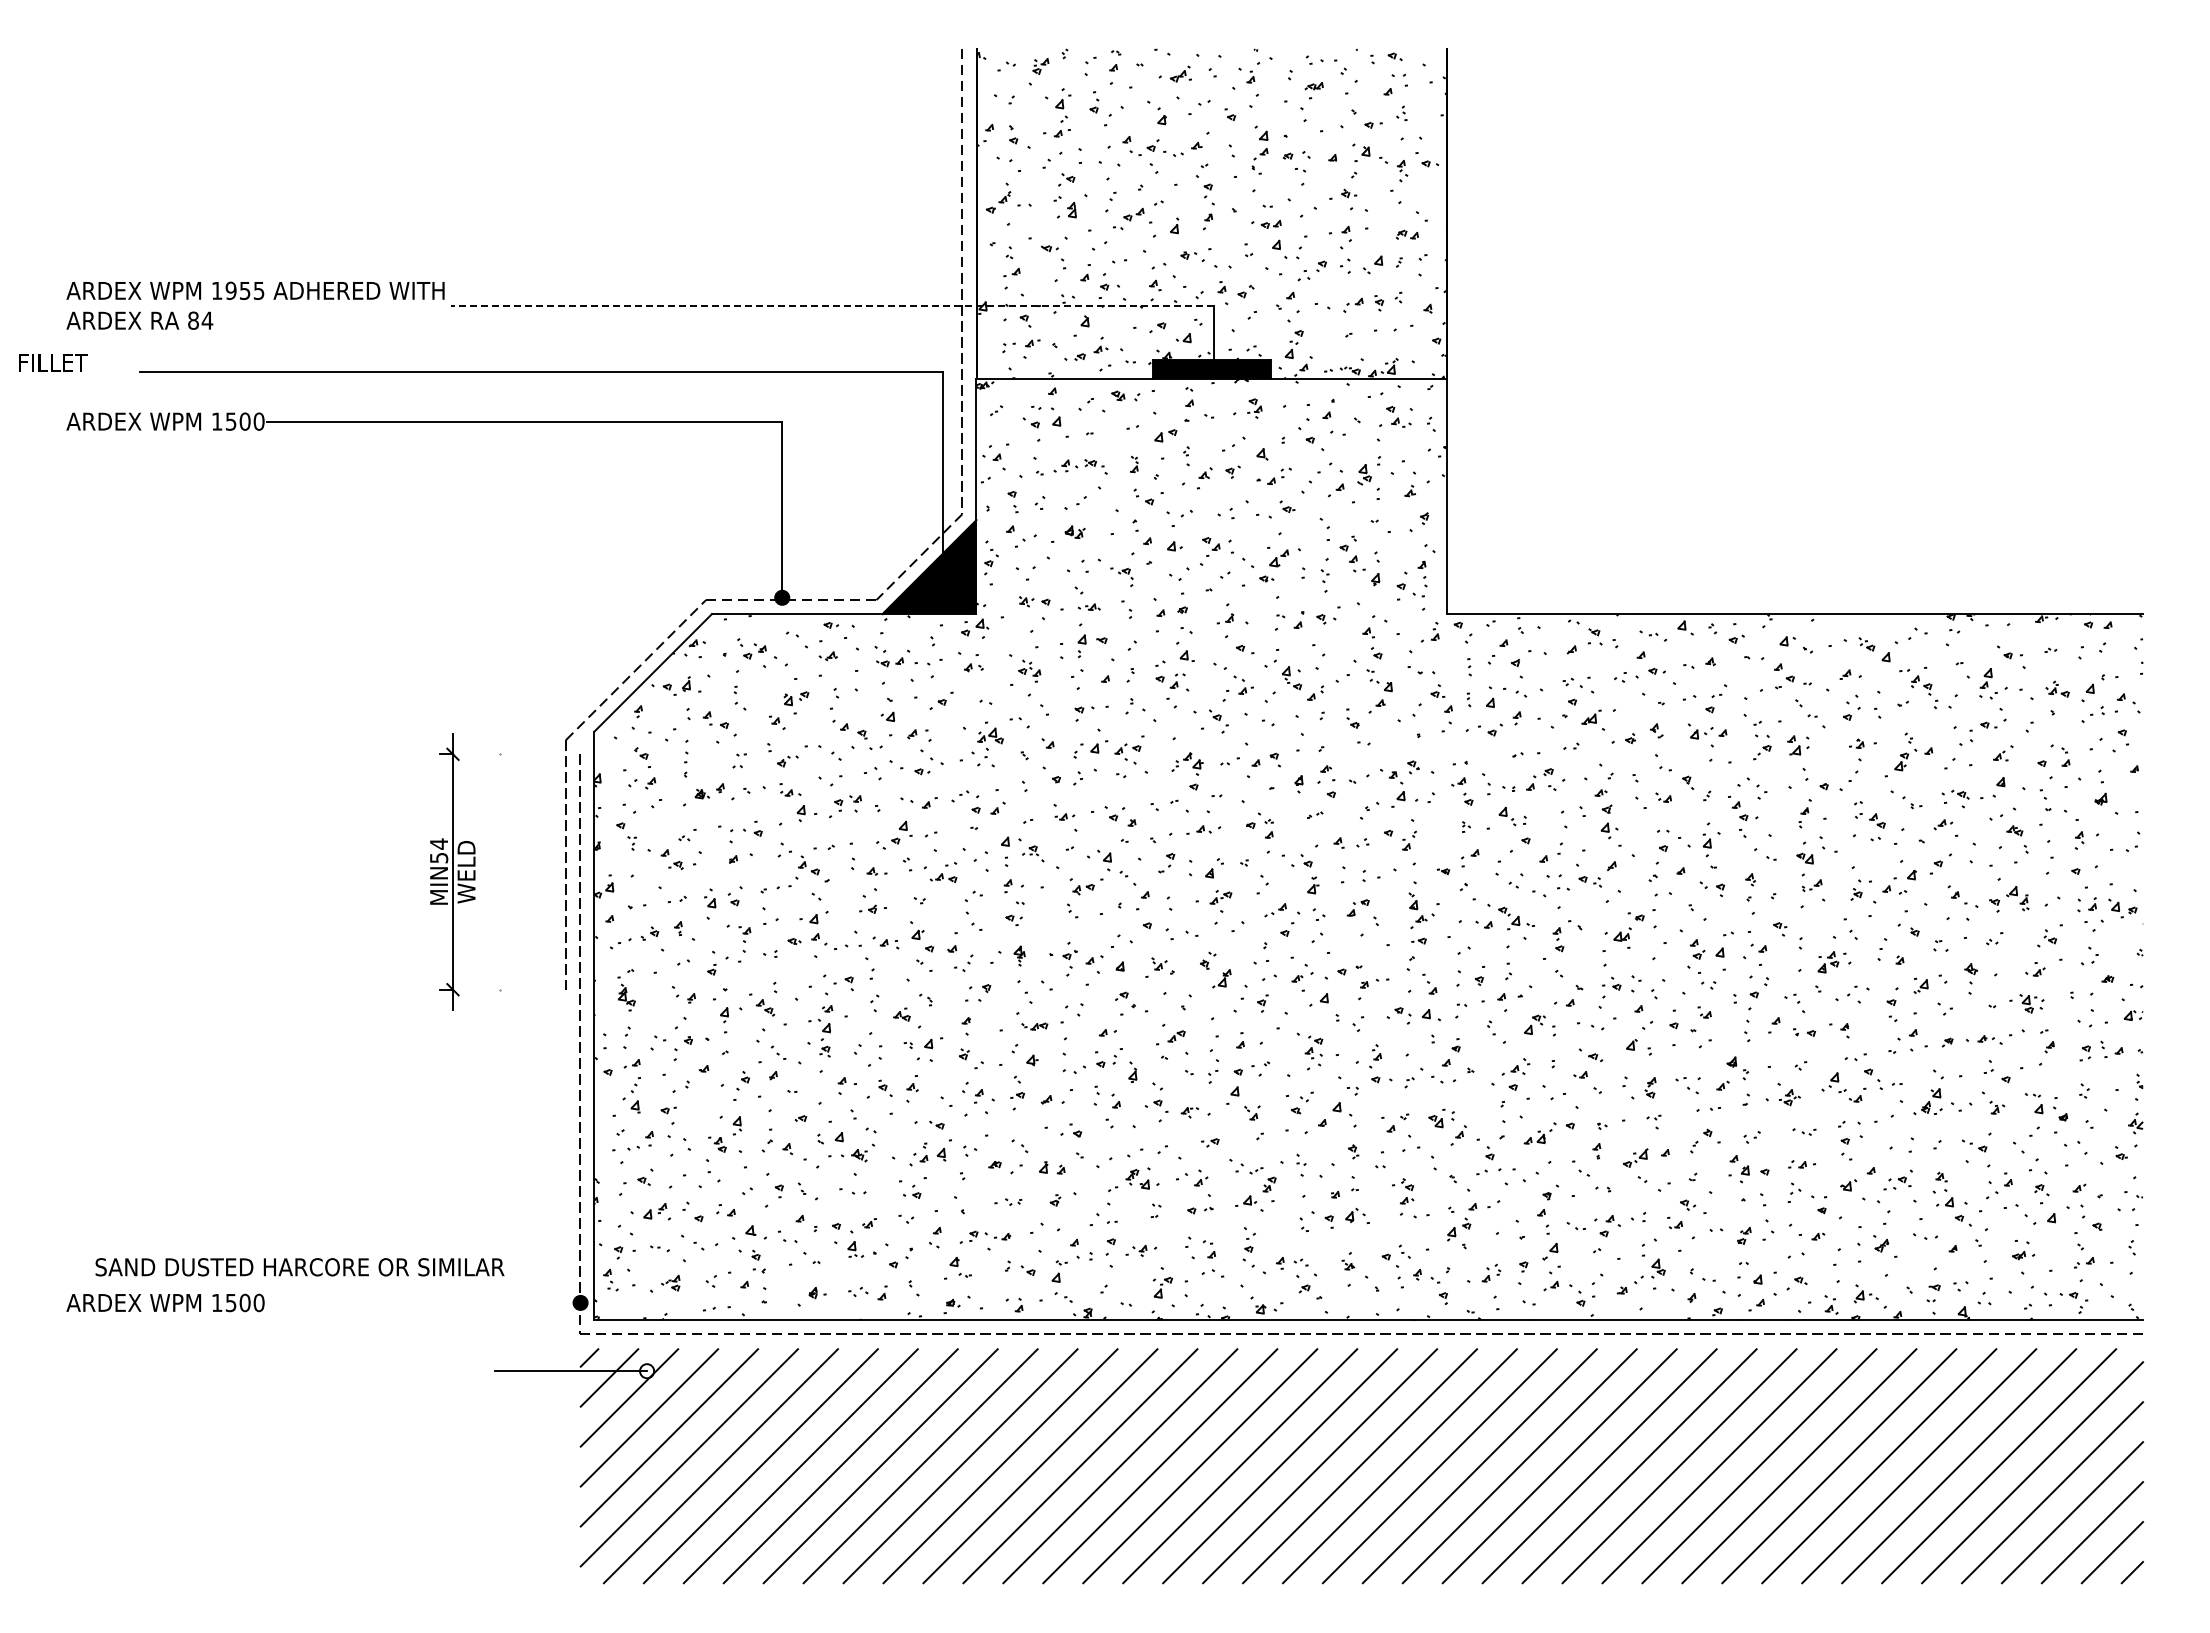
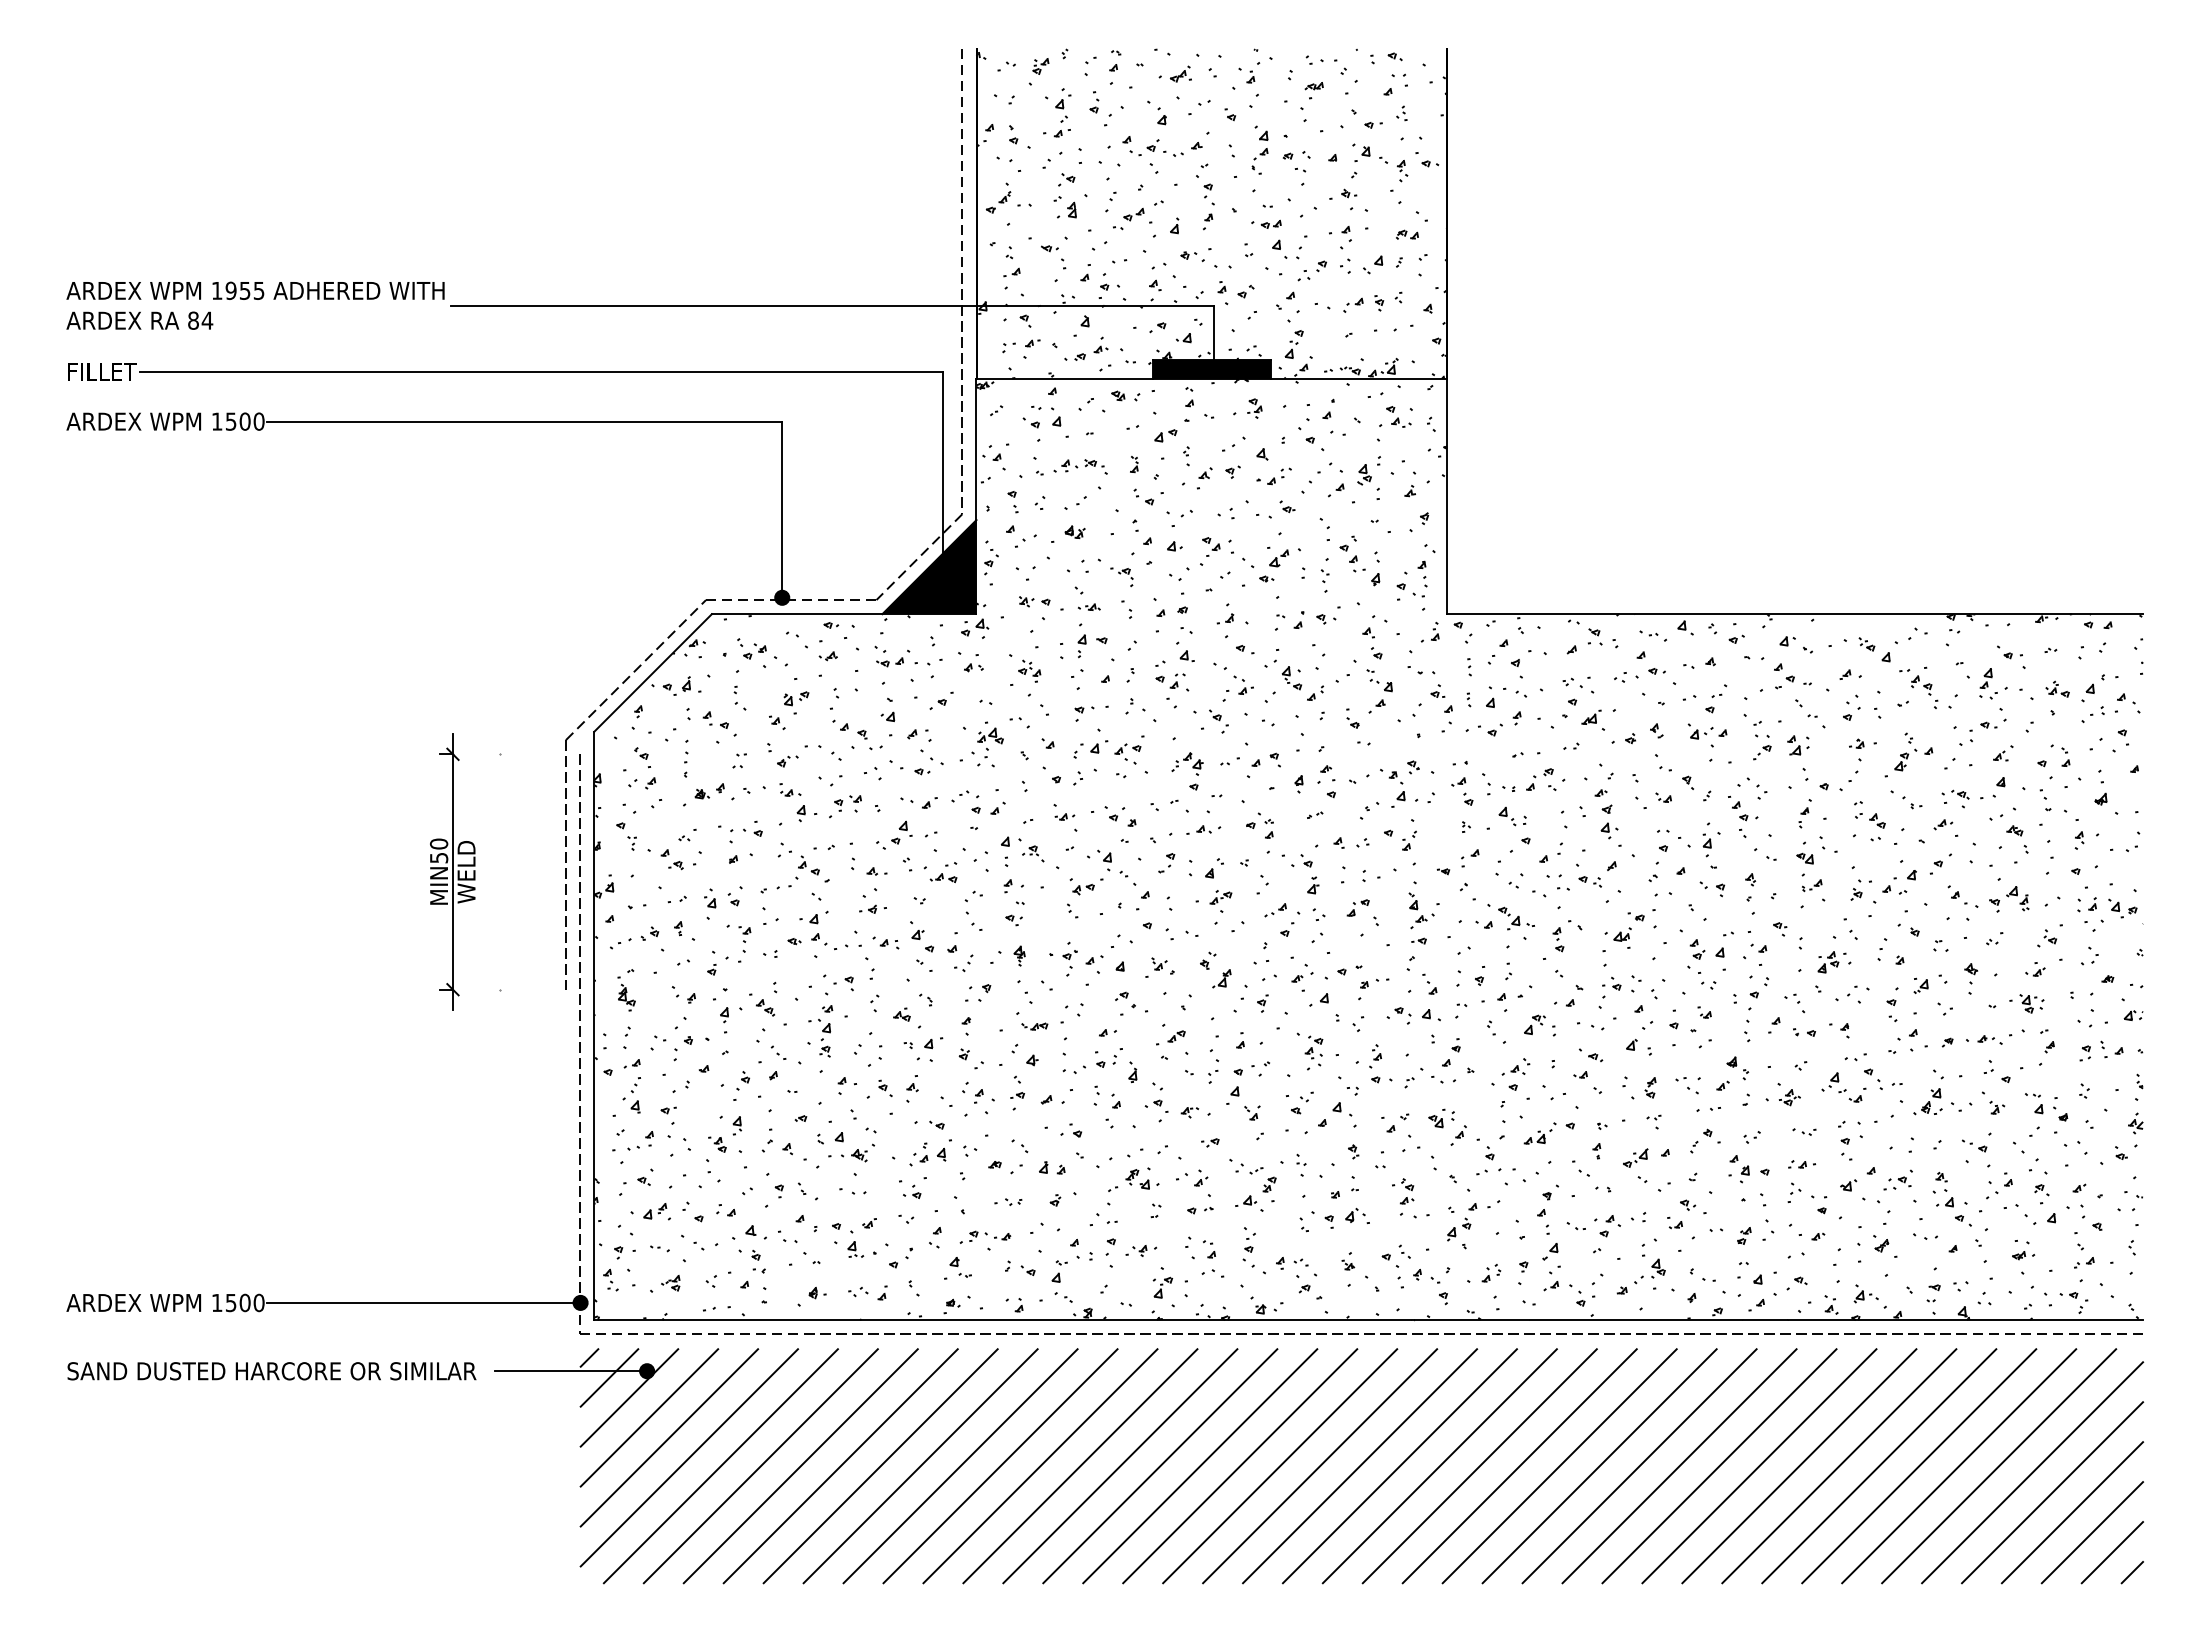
line: dashed -> solid (832, 305)
text position: (53, 362) -> (102, 371) (102, 371)
text: MIN54 -> MIN50 (439, 843)
text position: (299, 1267) -> (271, 1371) (271, 1371)
line: none -> present (423, 1302)
fill: none -> present (647, 1371)
